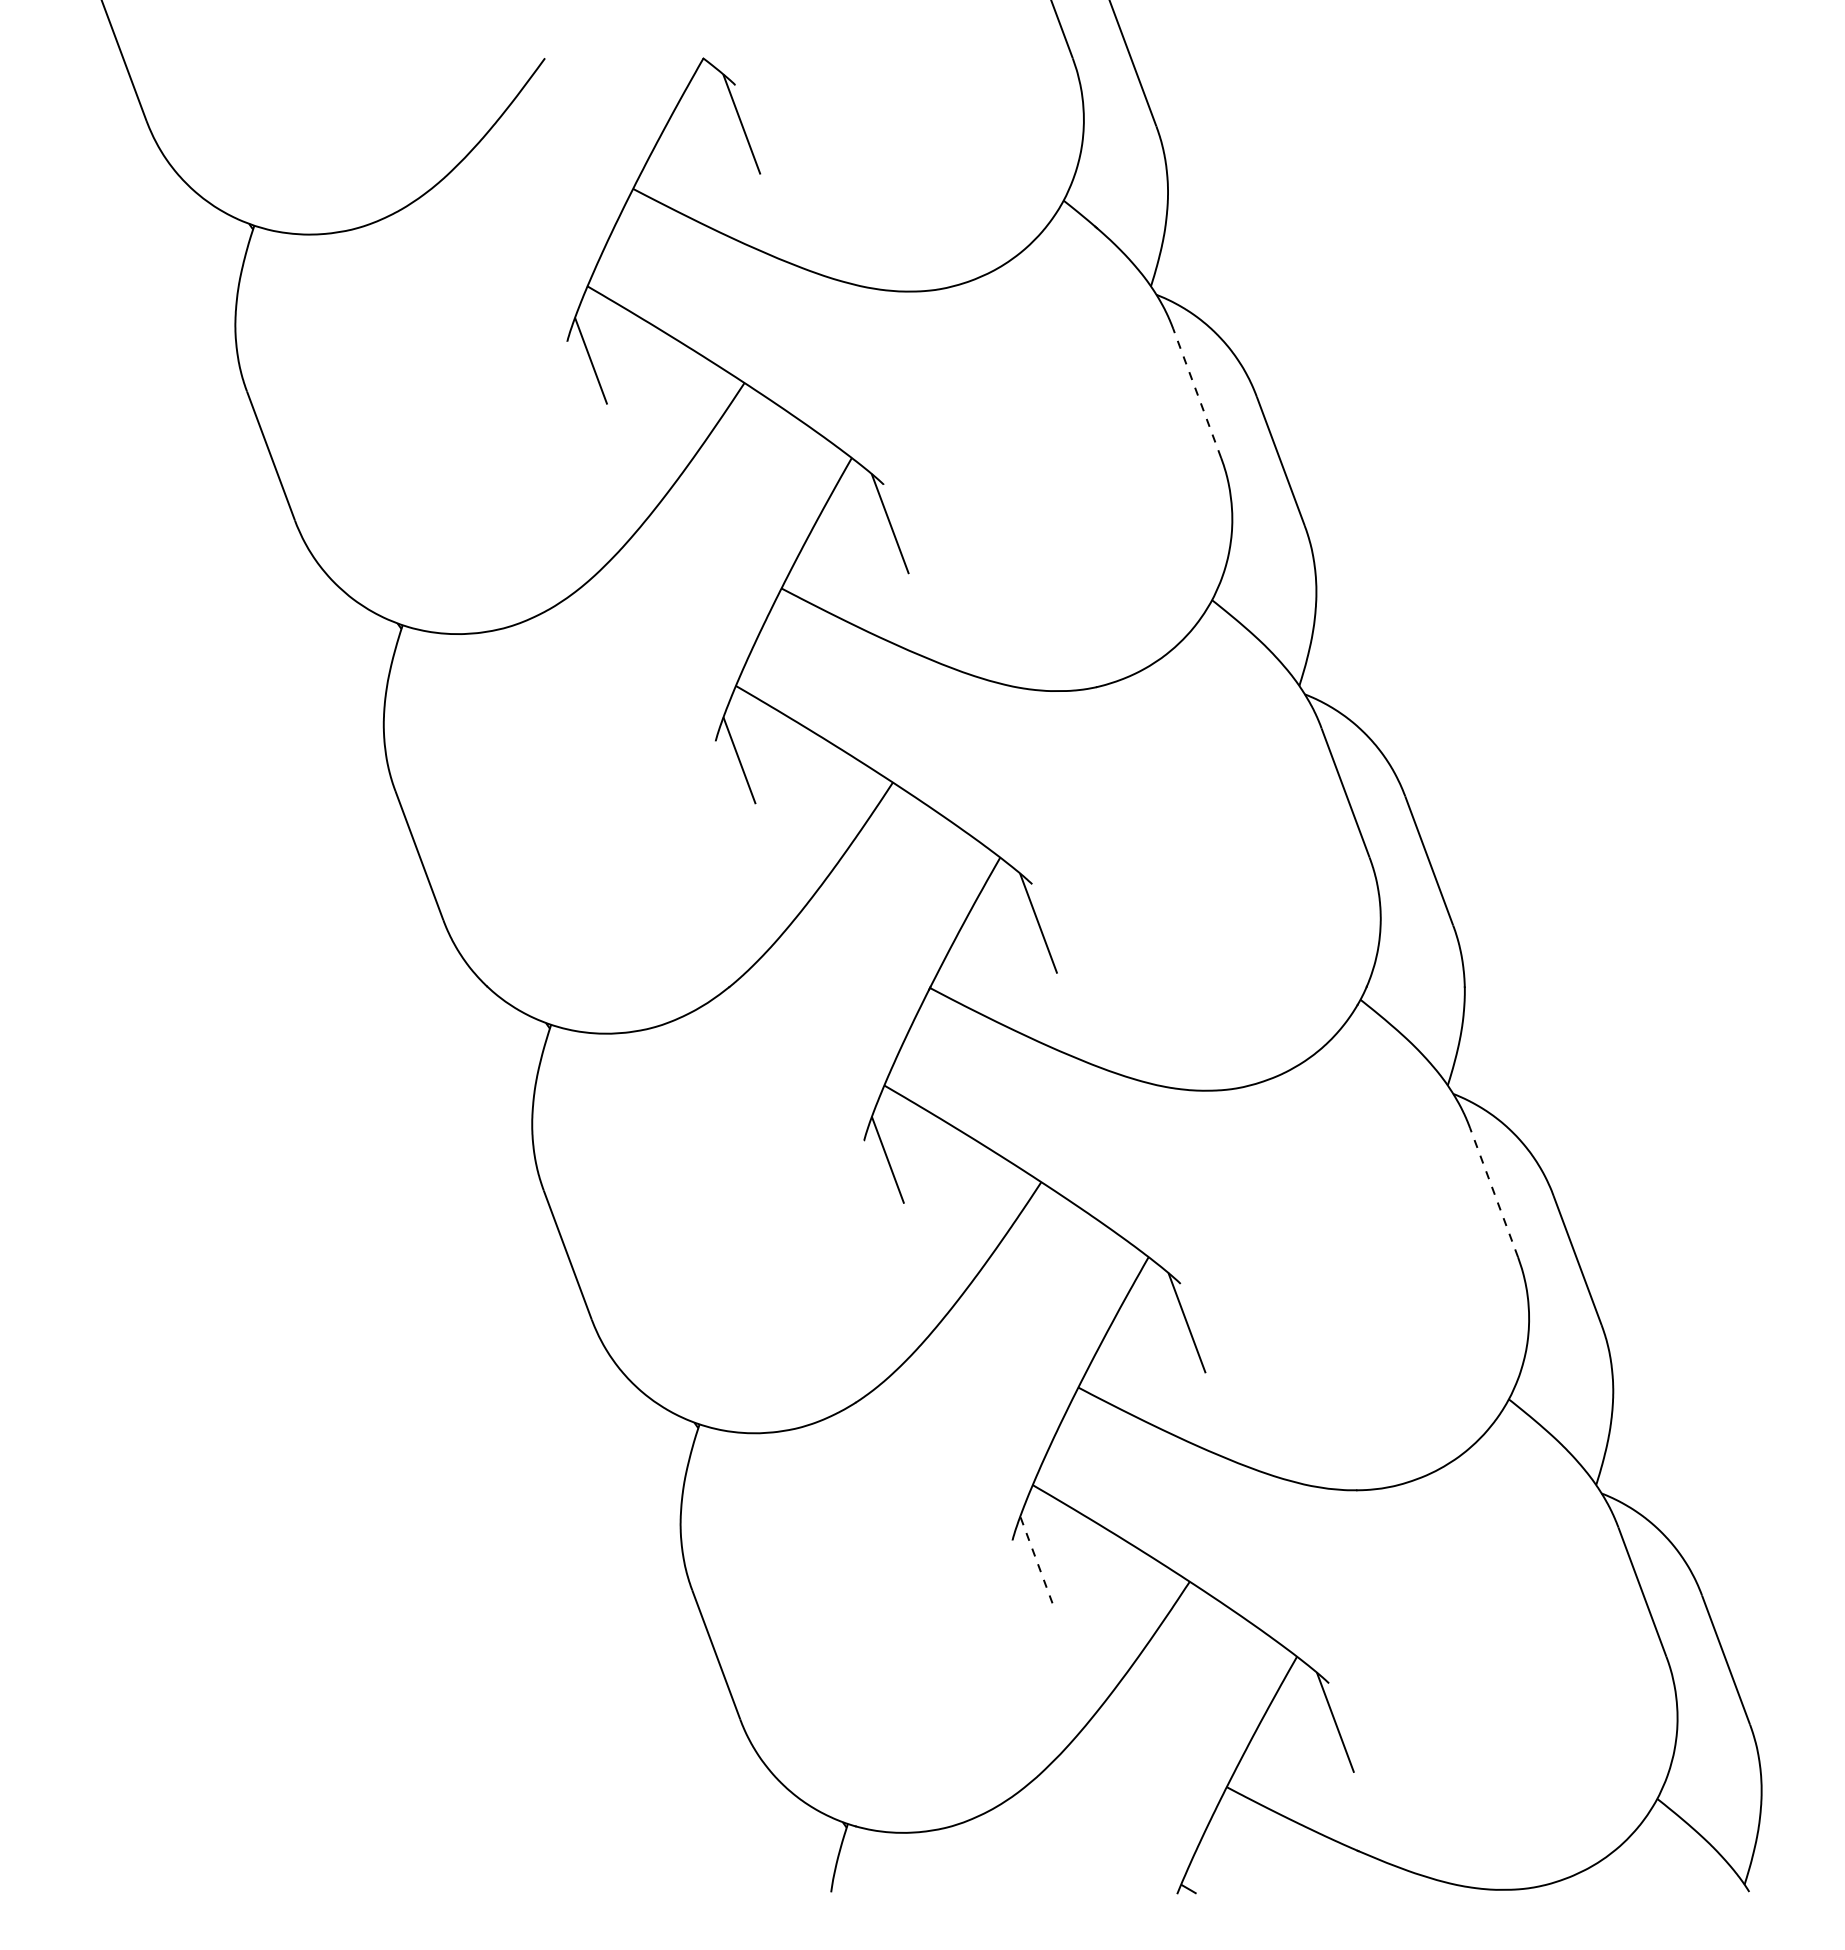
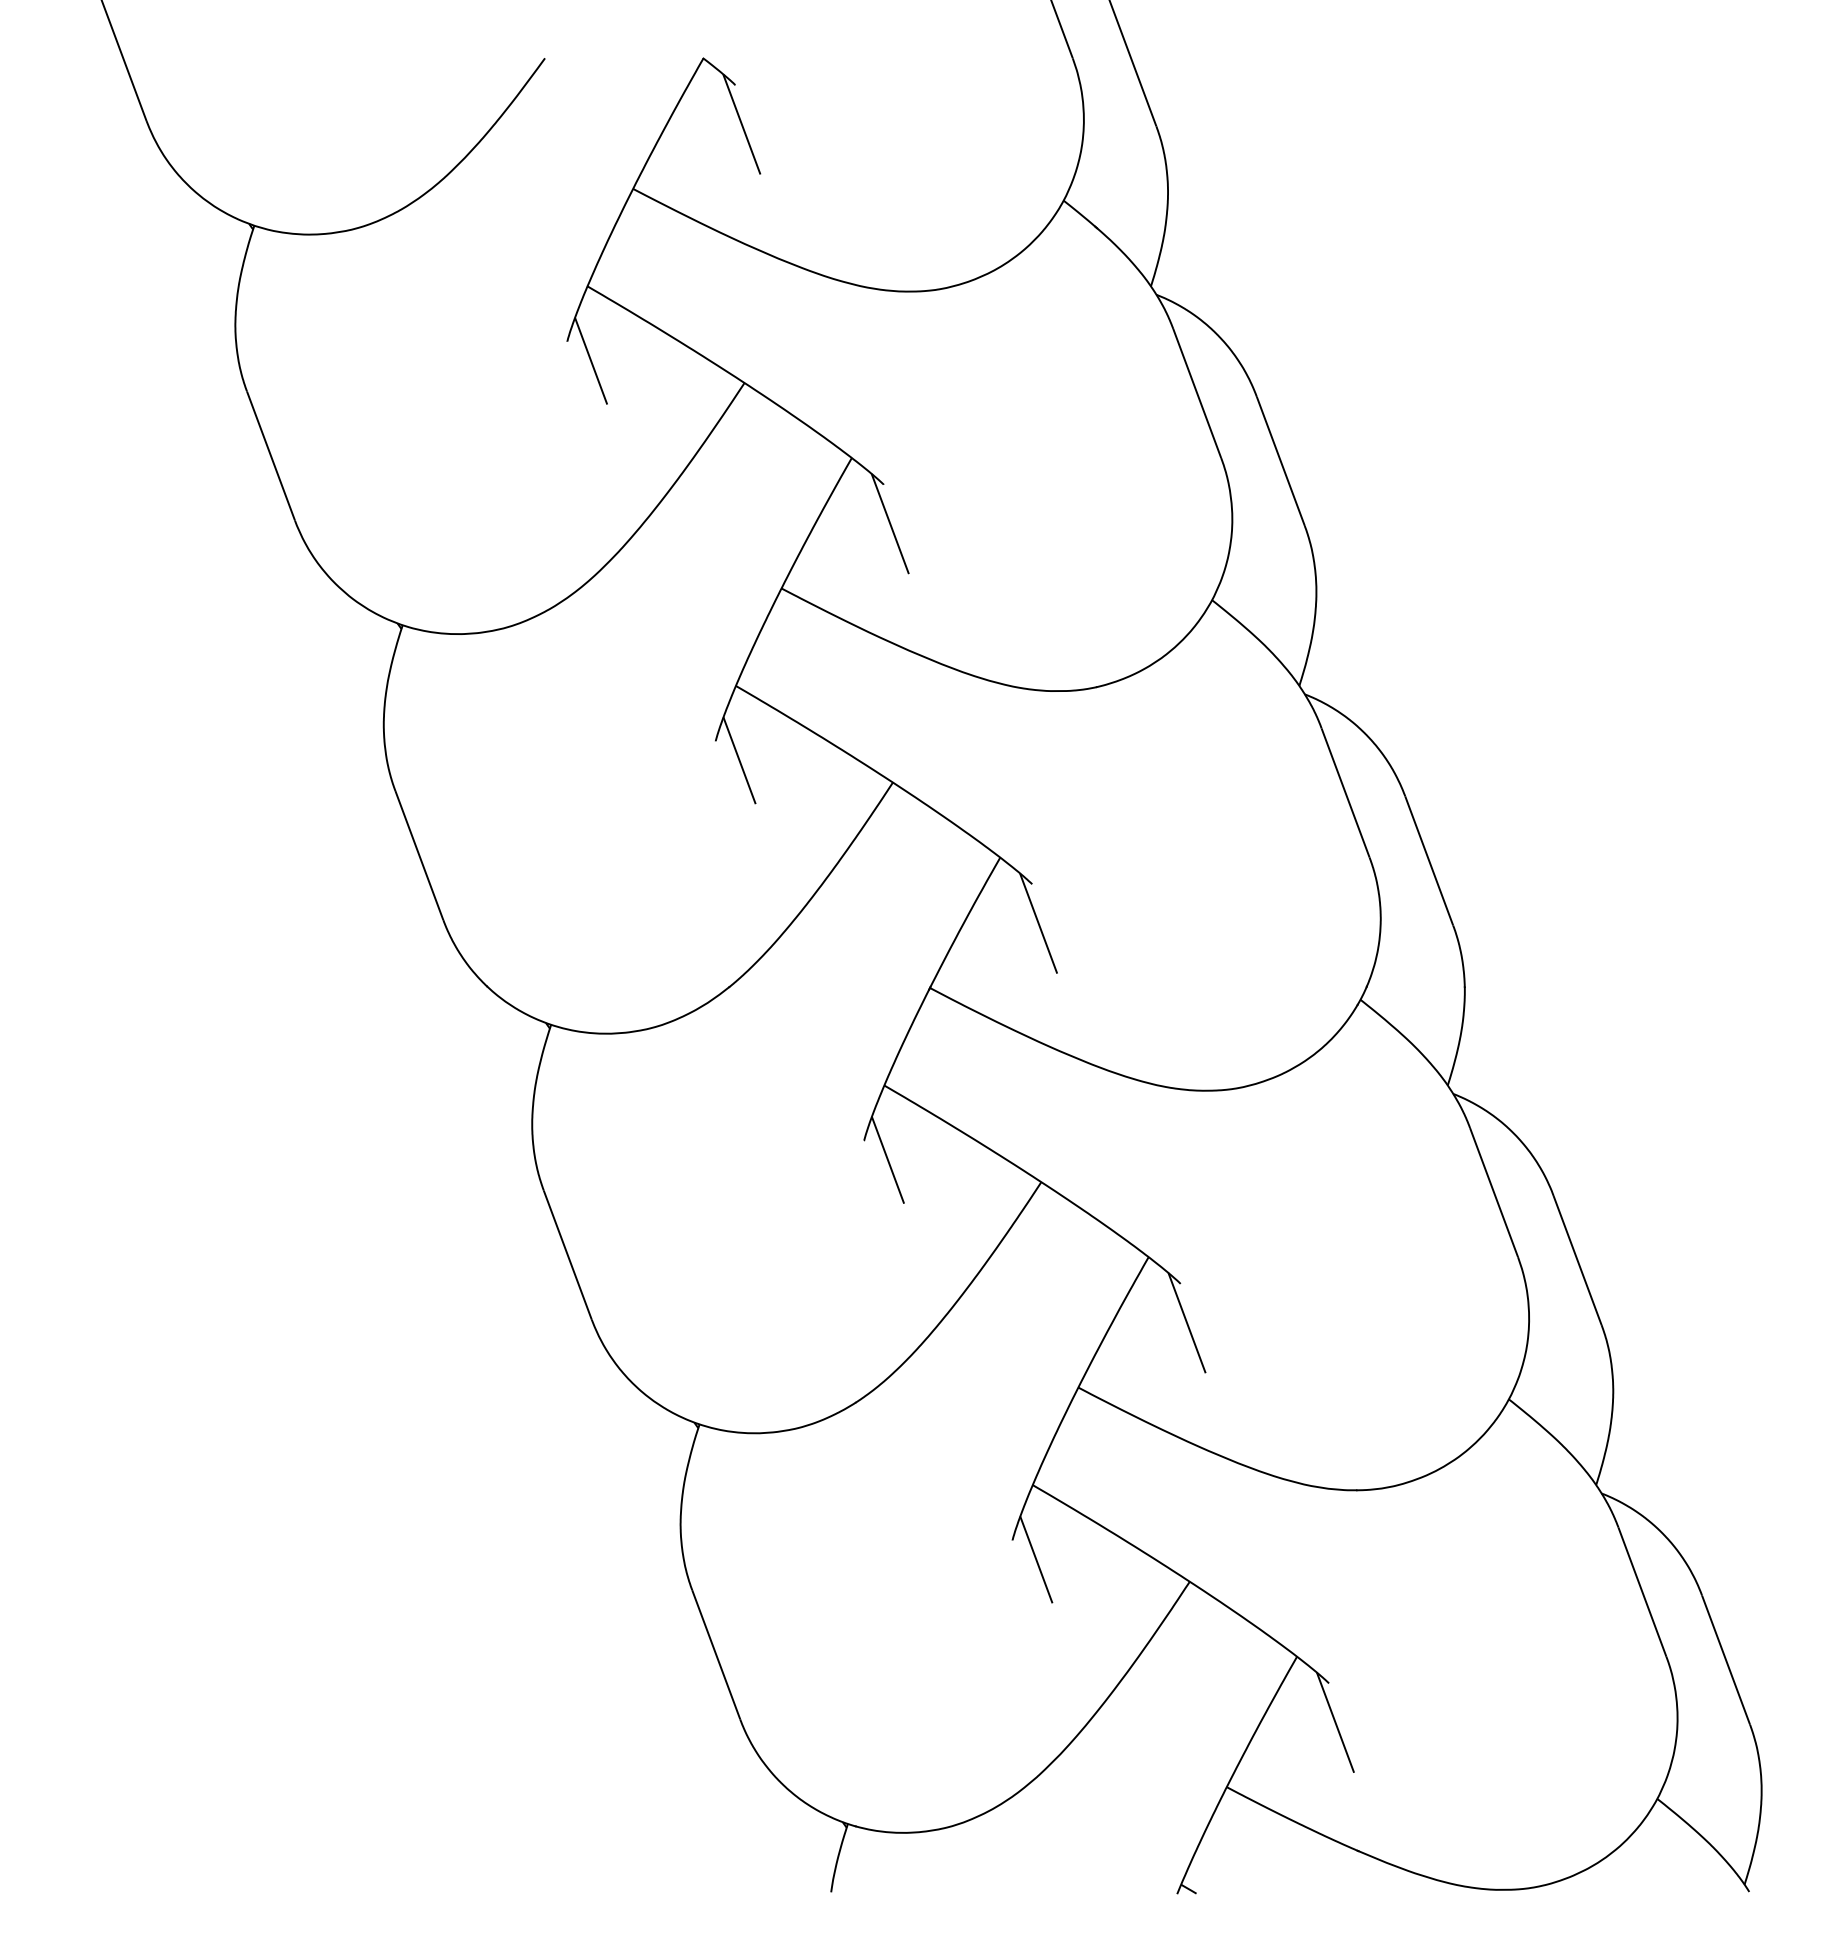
line: dashed -> solid (1197, 393)
line: dashed -> solid (1494, 1192)
line: dashed -> solid (1036, 1559)
